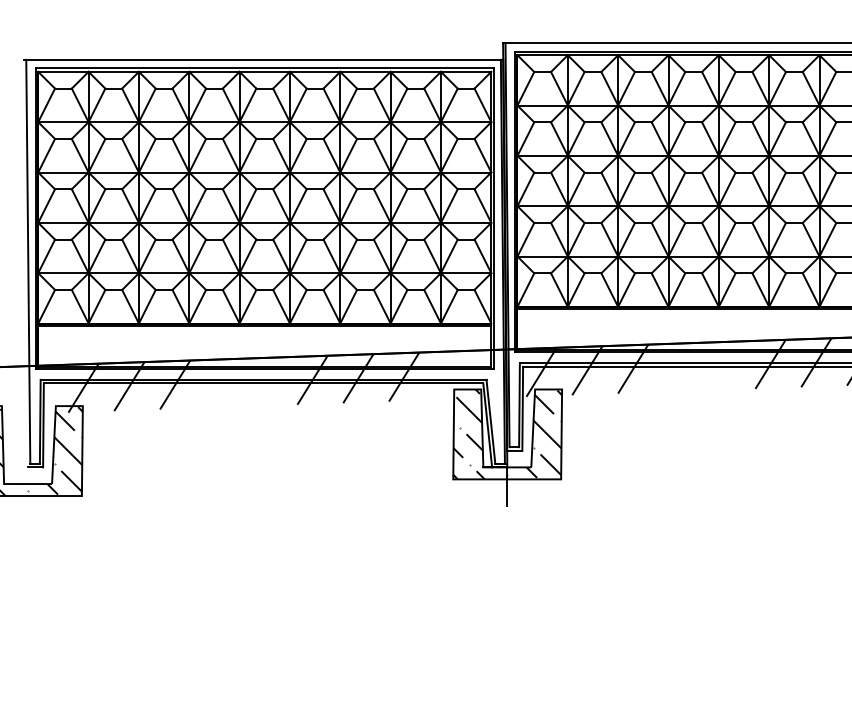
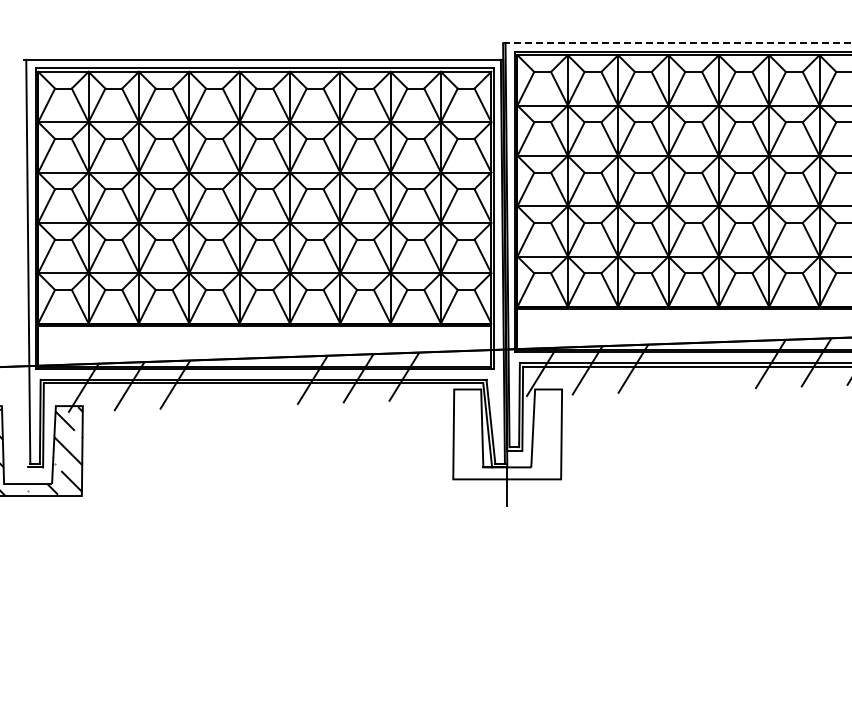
line: solid -> dashed (676, 43)
hatch: present -> none (507, 434)
